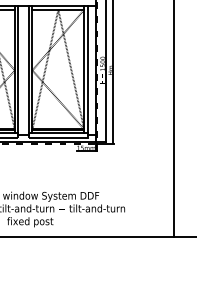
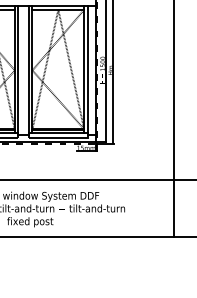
line: none -> present (97, 179)
